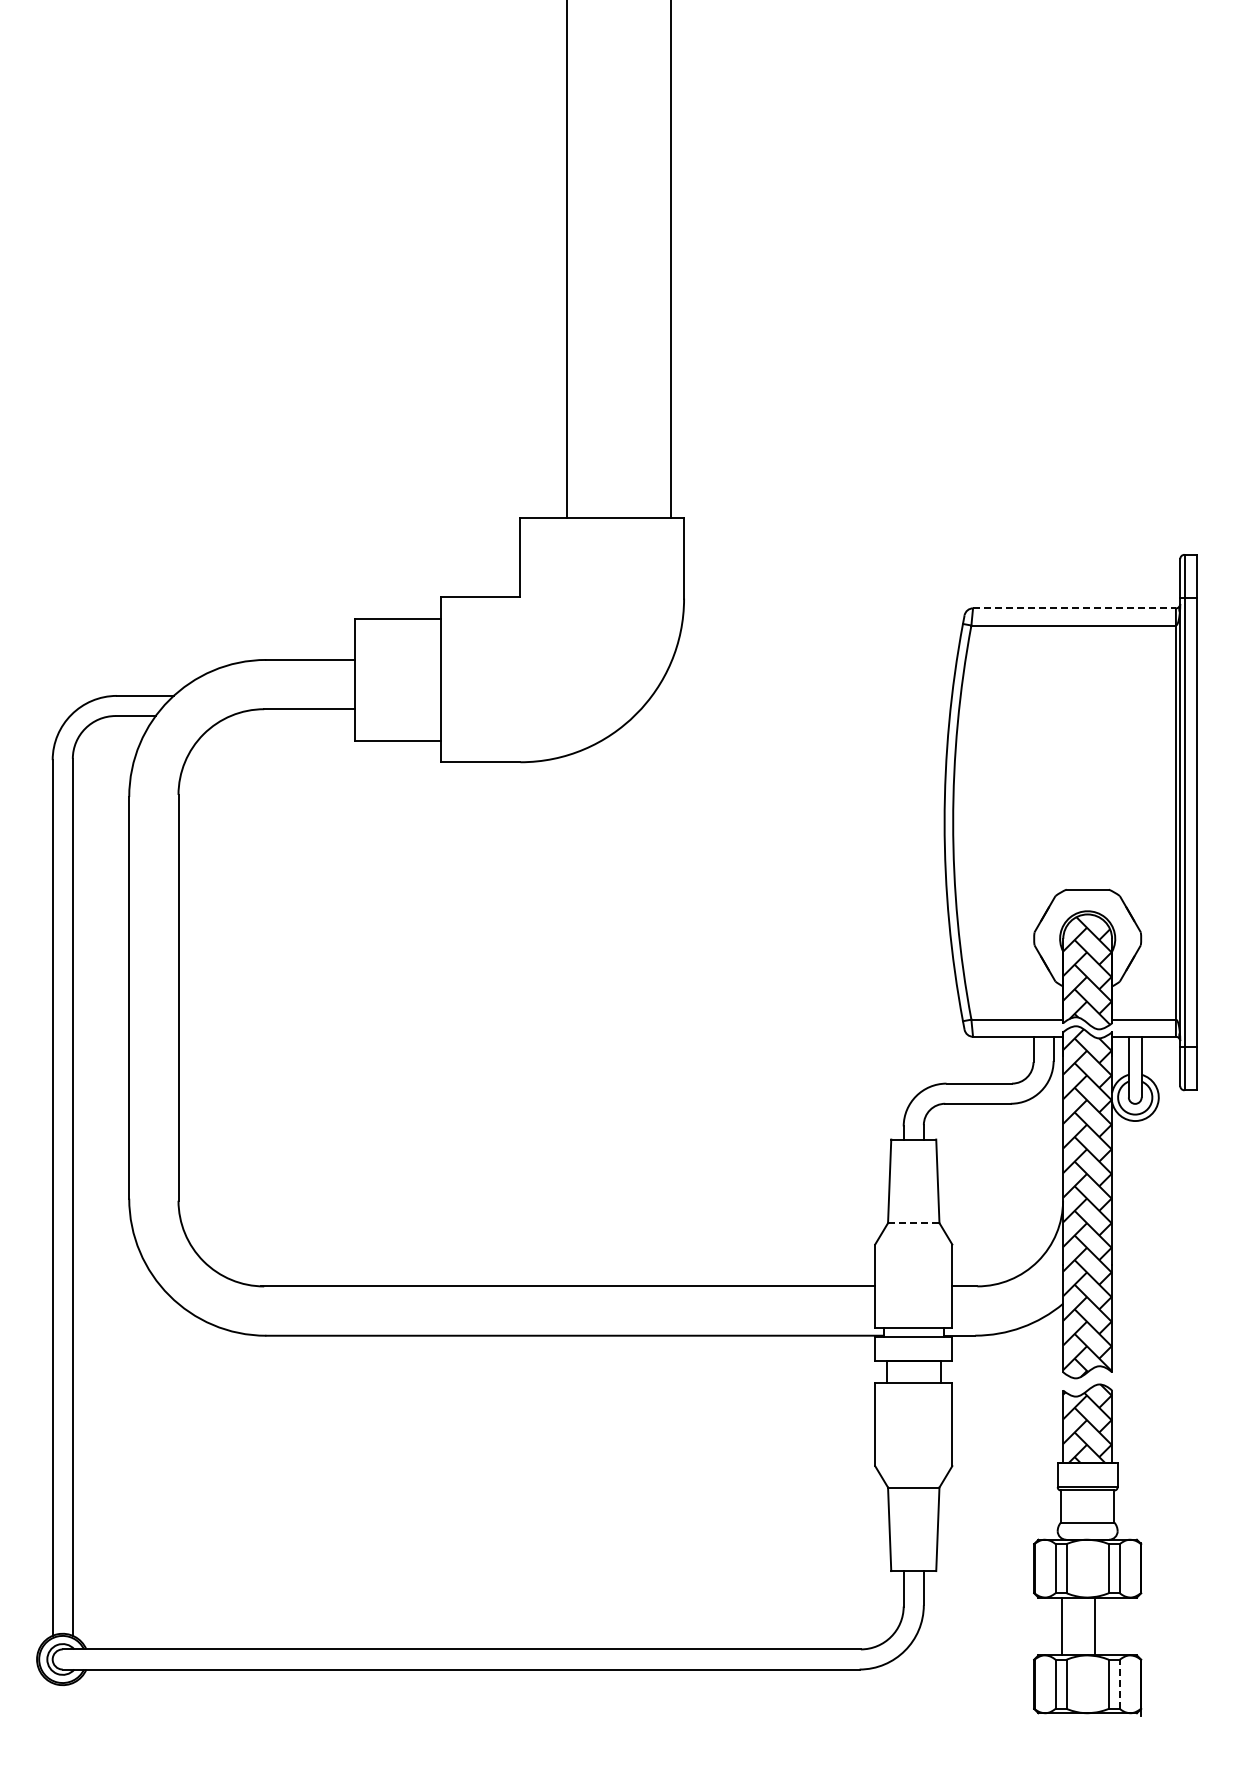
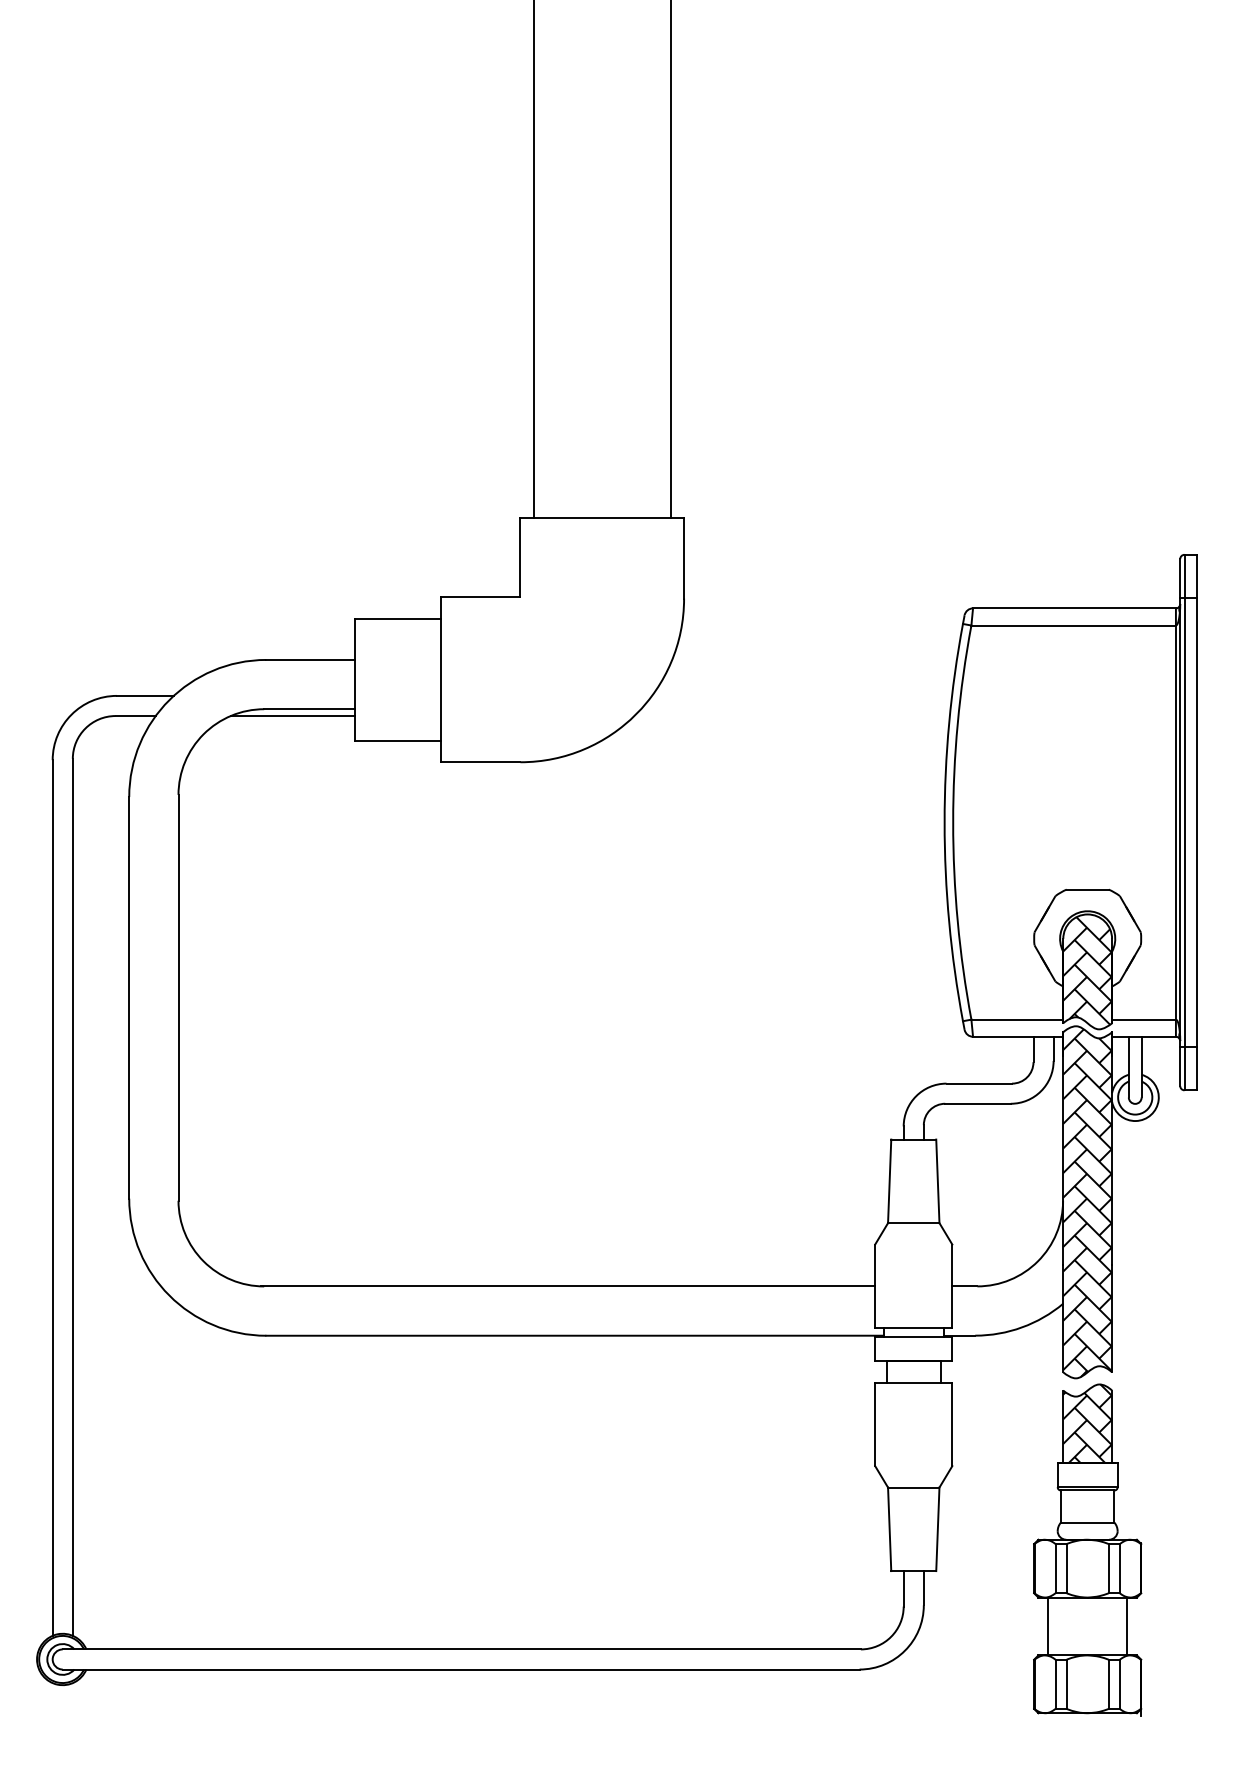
line position: (566, 259) -> (533, 259) (533, 259)
line: dashed -> solid (1074, 608)
line: none -> present (292, 716)
line: dashed -> solid (913, 1223)
line position: (1062, 1626) -> (1048, 1626) (1048, 1626)
line position: (1095, 1626) -> (1127, 1626) (1127, 1626)
line: dashed -> solid (1119, 1684)
